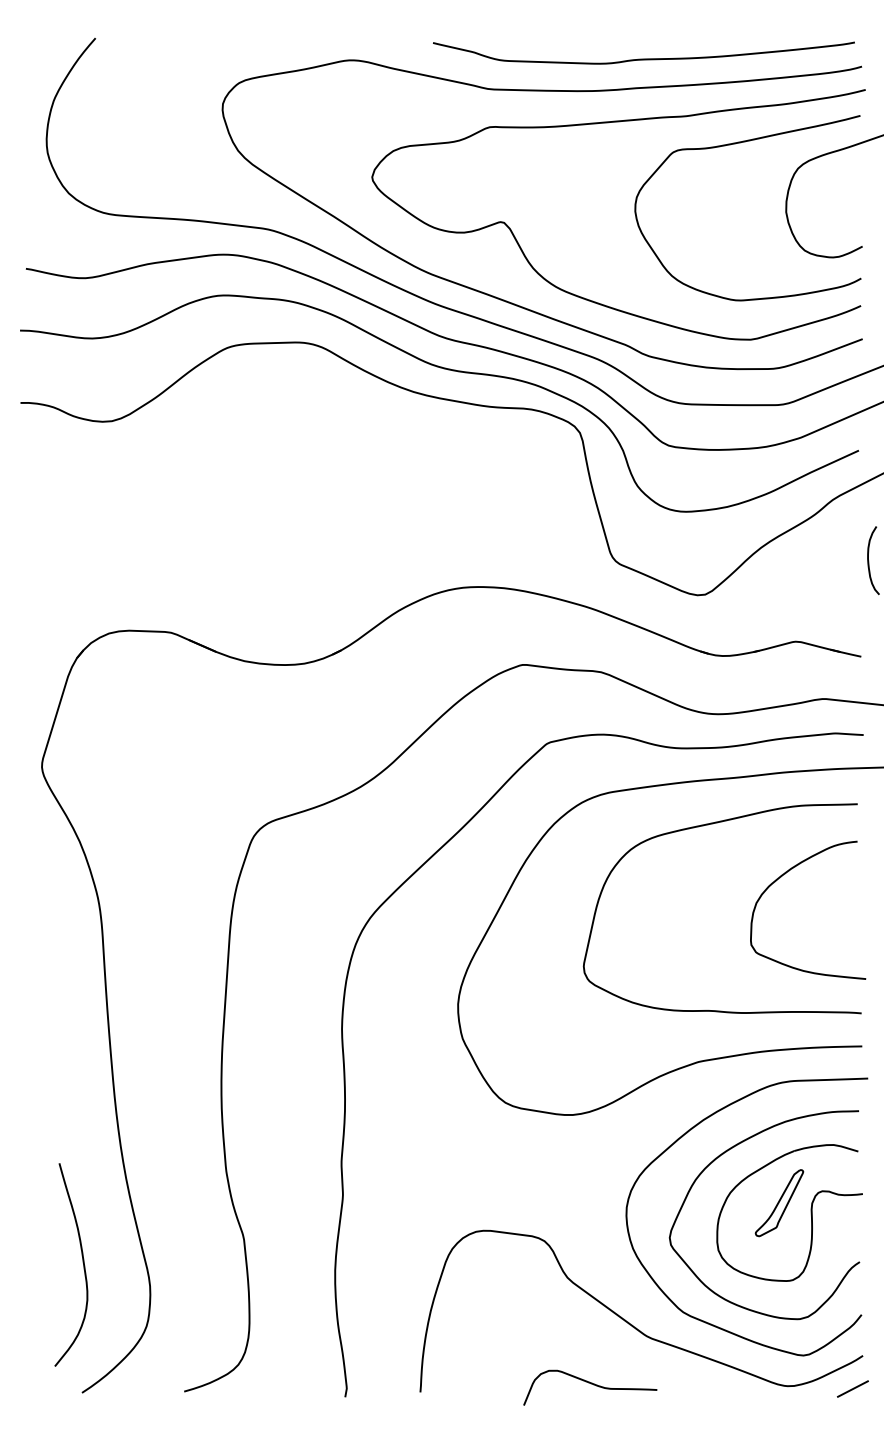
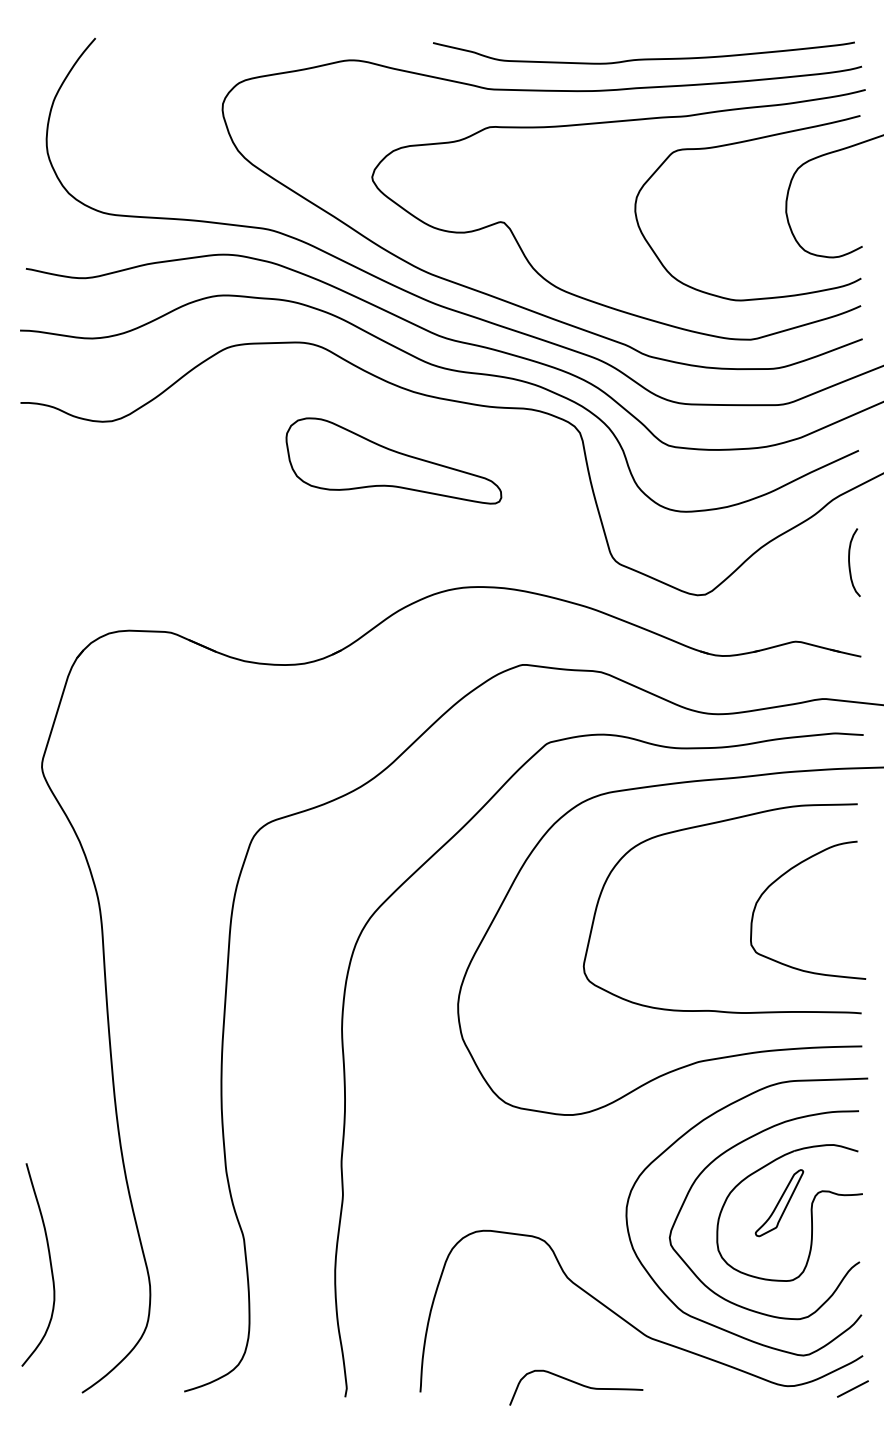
part: none -> present (393, 460)
curve position: (869, 561) -> (850, 563) (850, 563)
curve position: (82, 1262) -> (49, 1262) (49, 1262)
curve position: (591, 1384) -> (577, 1384) (577, 1384)
